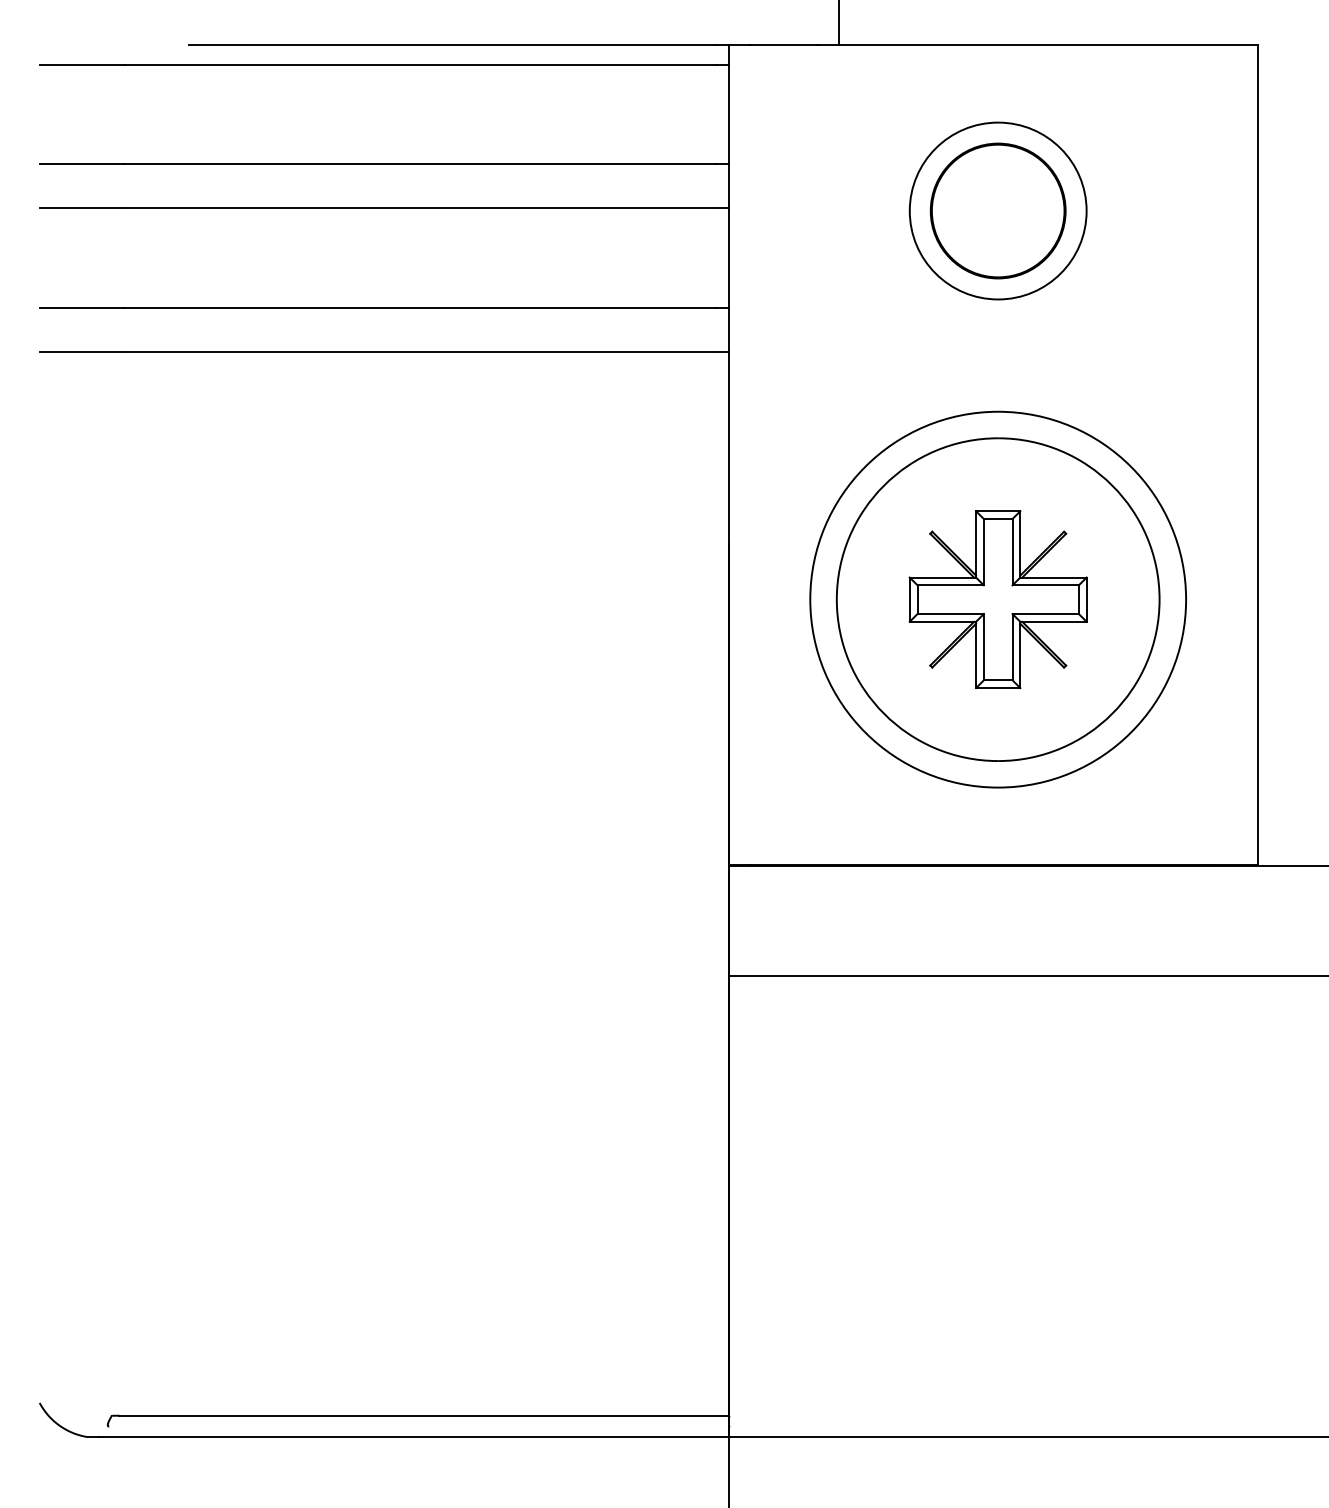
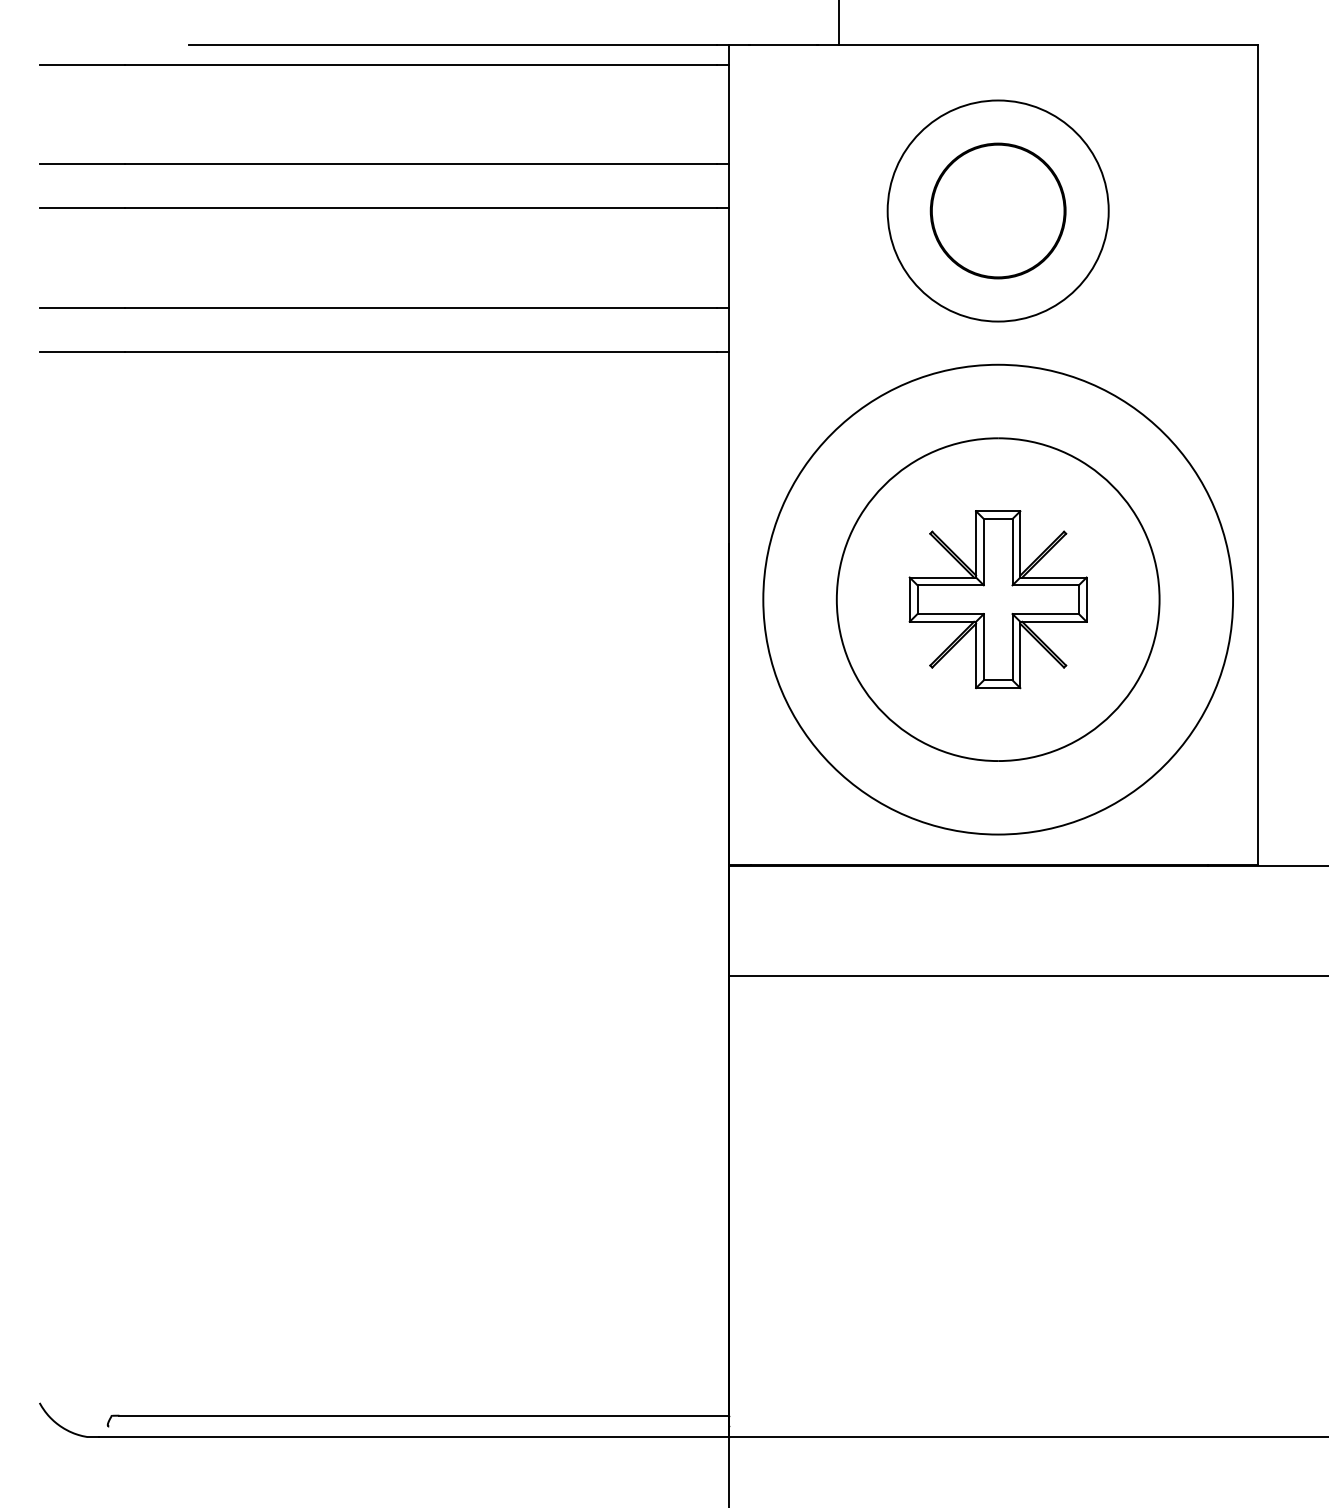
circle diameter: 177 px -> 221 px (997, 210)
circle diameter: 376 px -> 470 px (998, 599)
